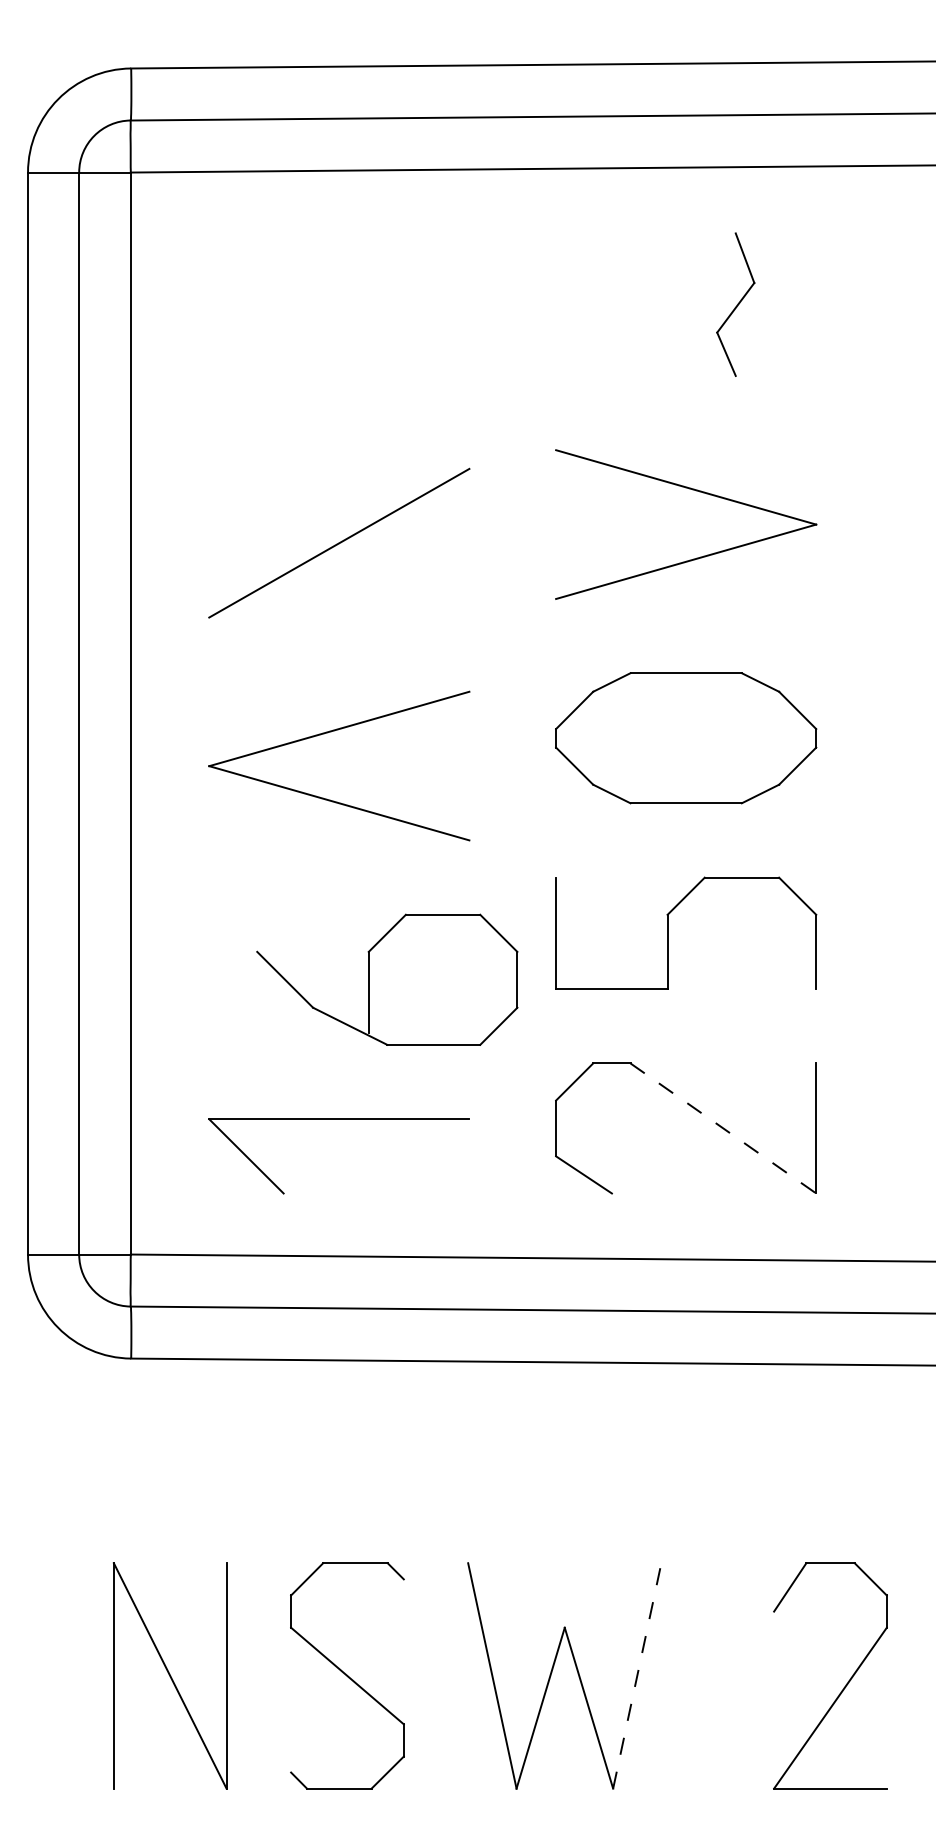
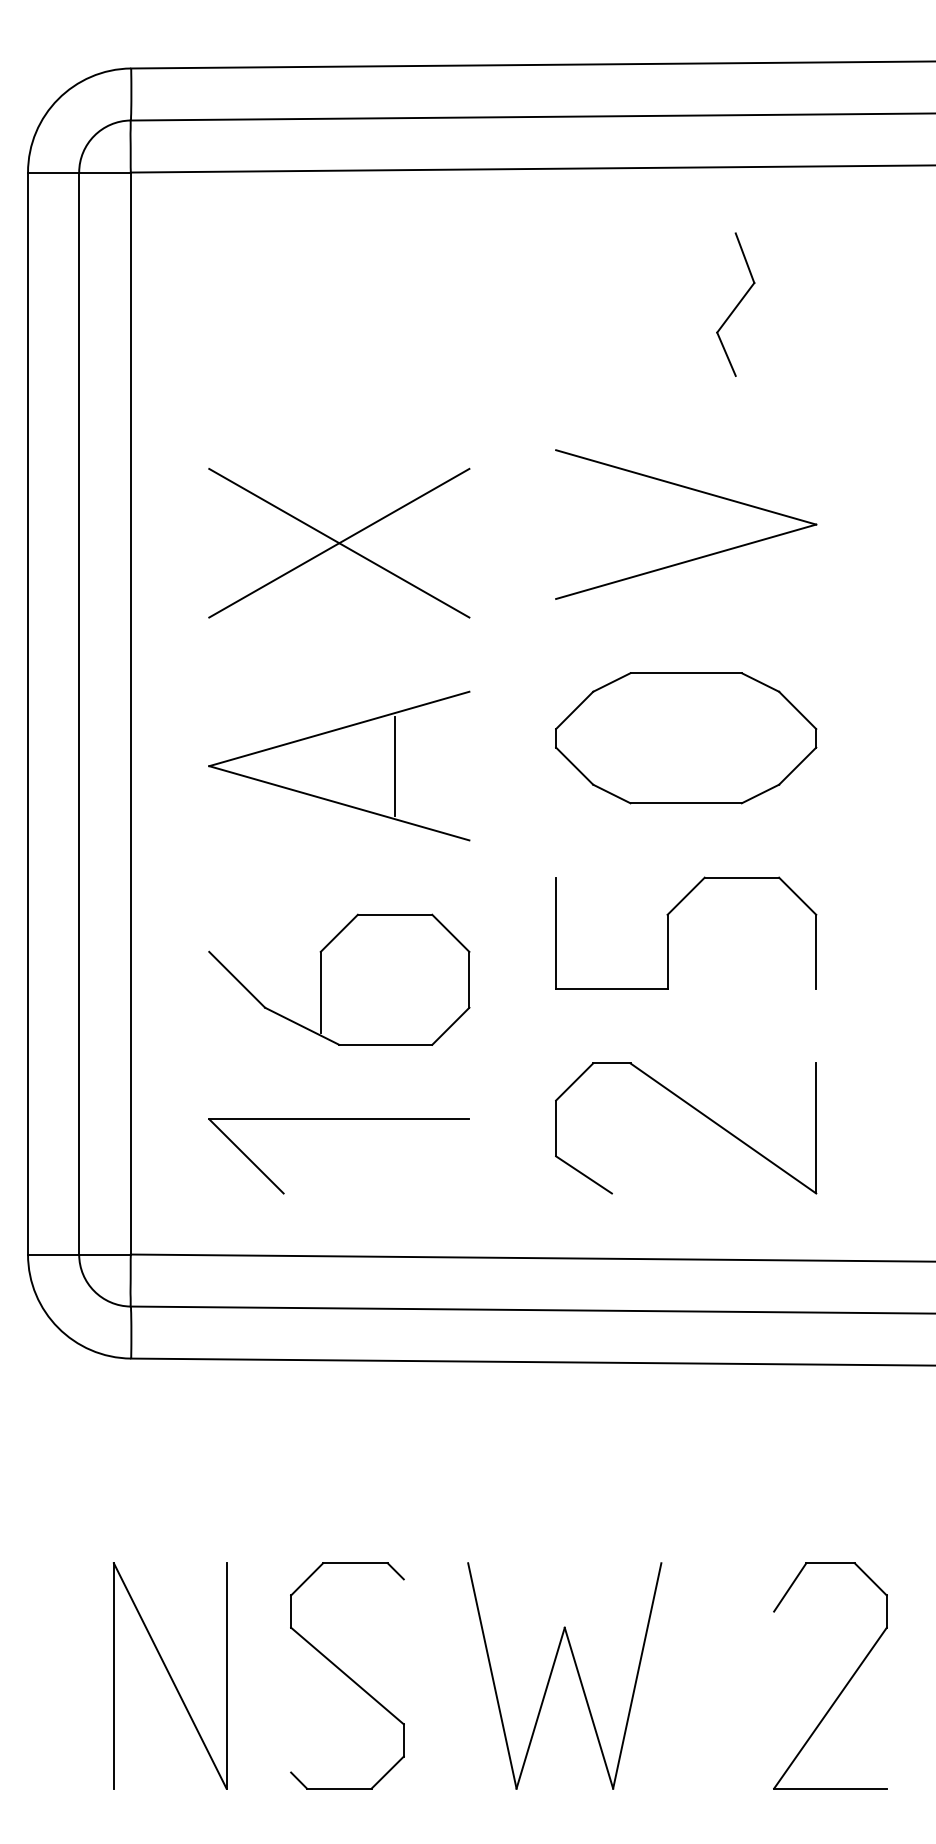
line: none -> present (339, 542)
line: none -> present (395, 765)
part position: (387, 979) -> (339, 979) (339, 979)
line: dashed -> solid (723, 1128)
line: dashed -> solid (637, 1675)
